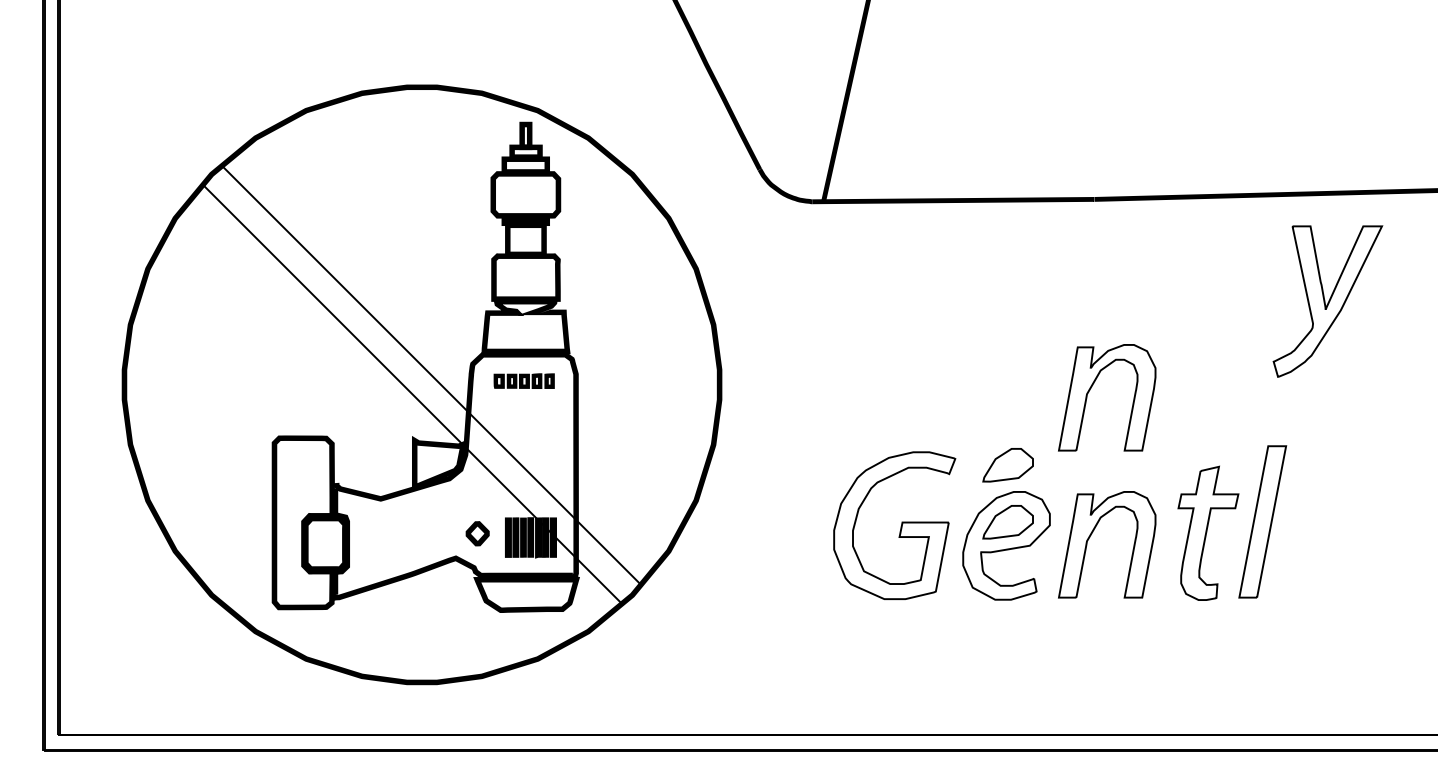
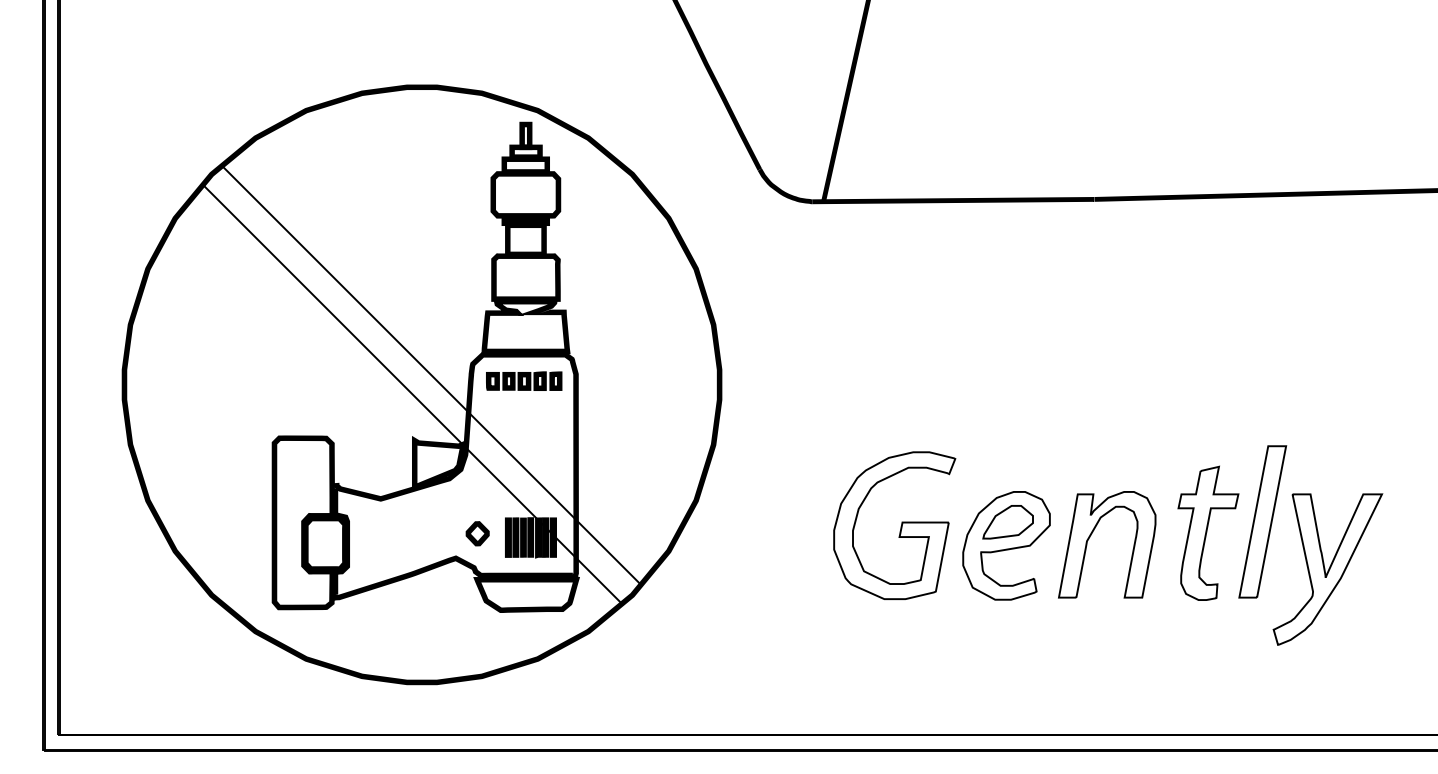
part position: (1327, 301) -> (1327, 569) (1327, 569)
part size: 62x16 px -> 77x20 px (524, 380)
part: present -> none (1091, 388)
part: present -> none (1007, 465)
